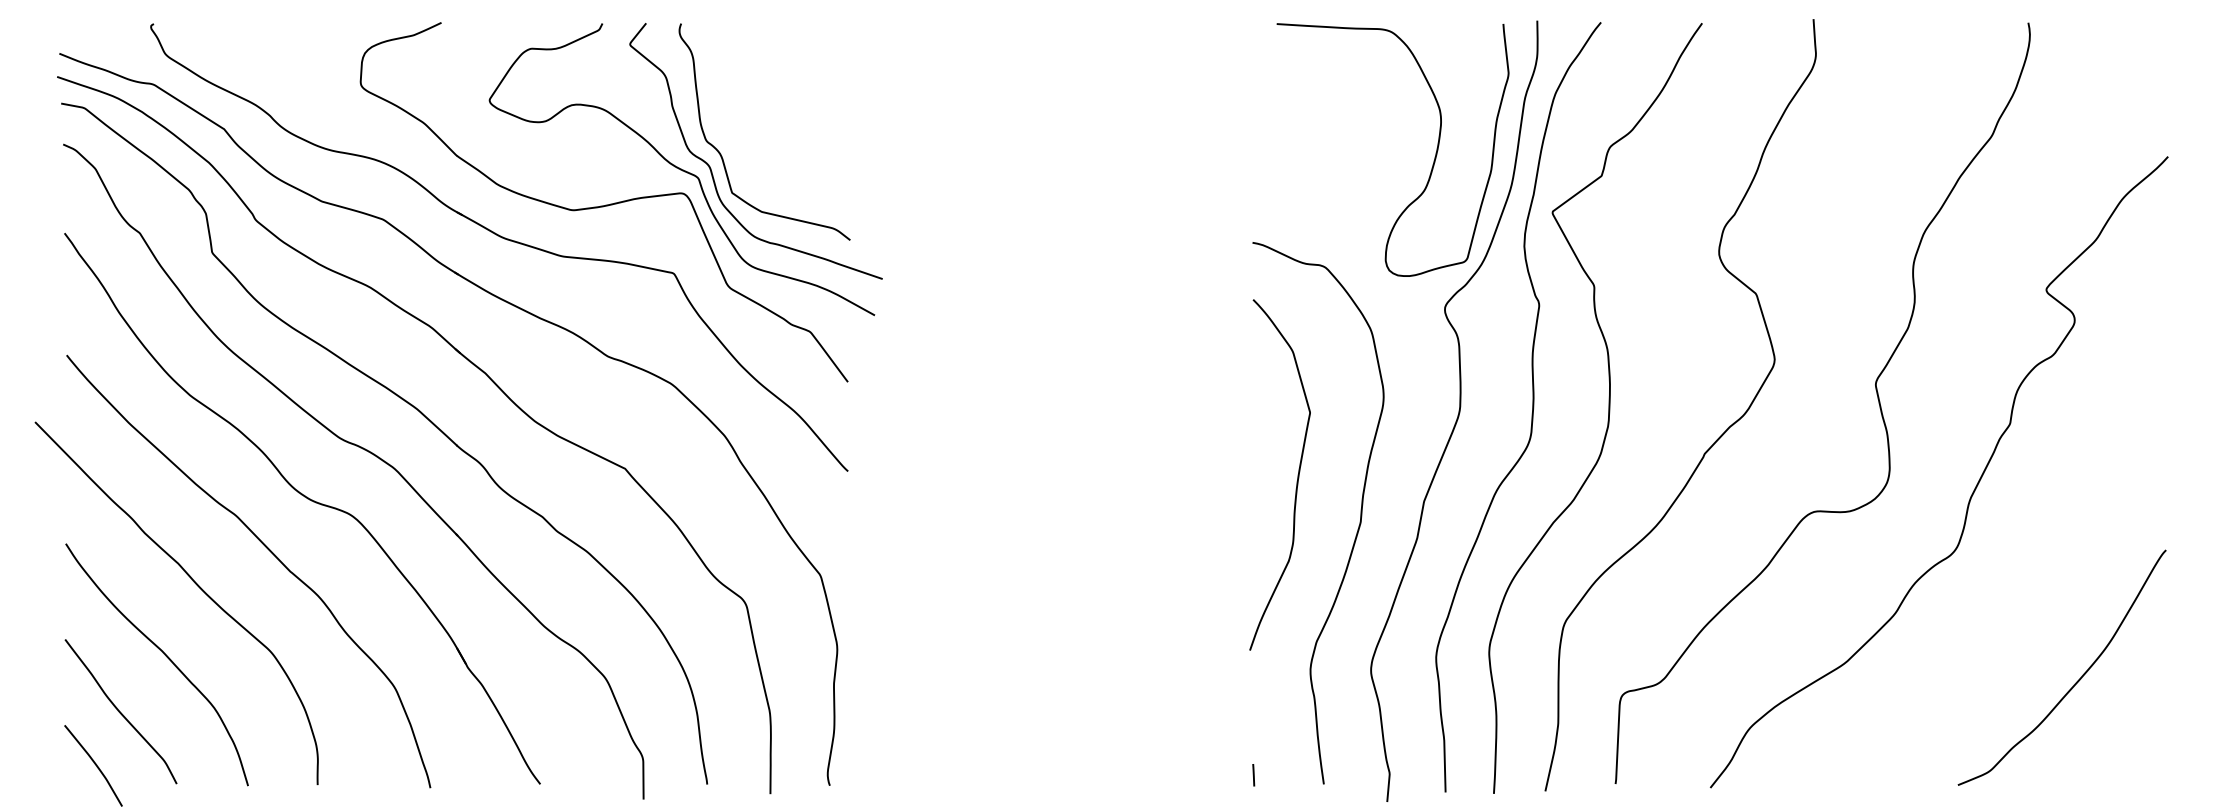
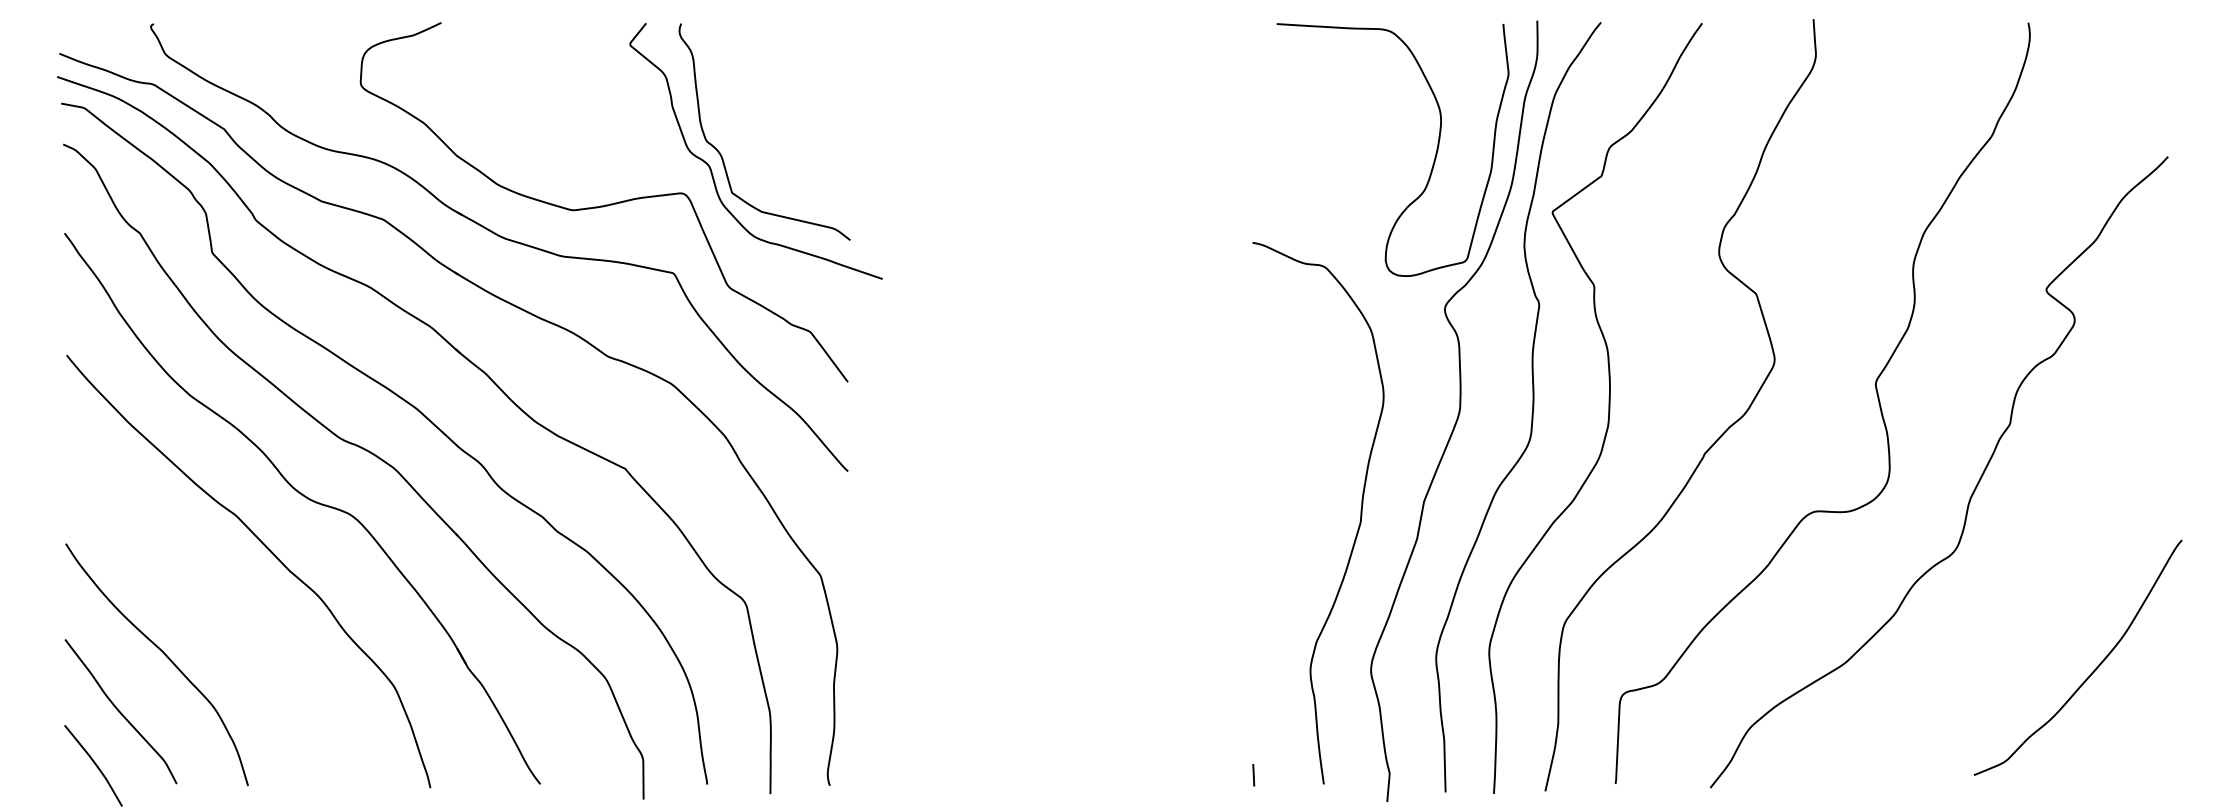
curve: present -> none (681, 169)
curve: present -> none (1297, 474)
curve: present -> none (195, 584)
curve position: (2076, 681) -> (2092, 671) (2092, 671)
